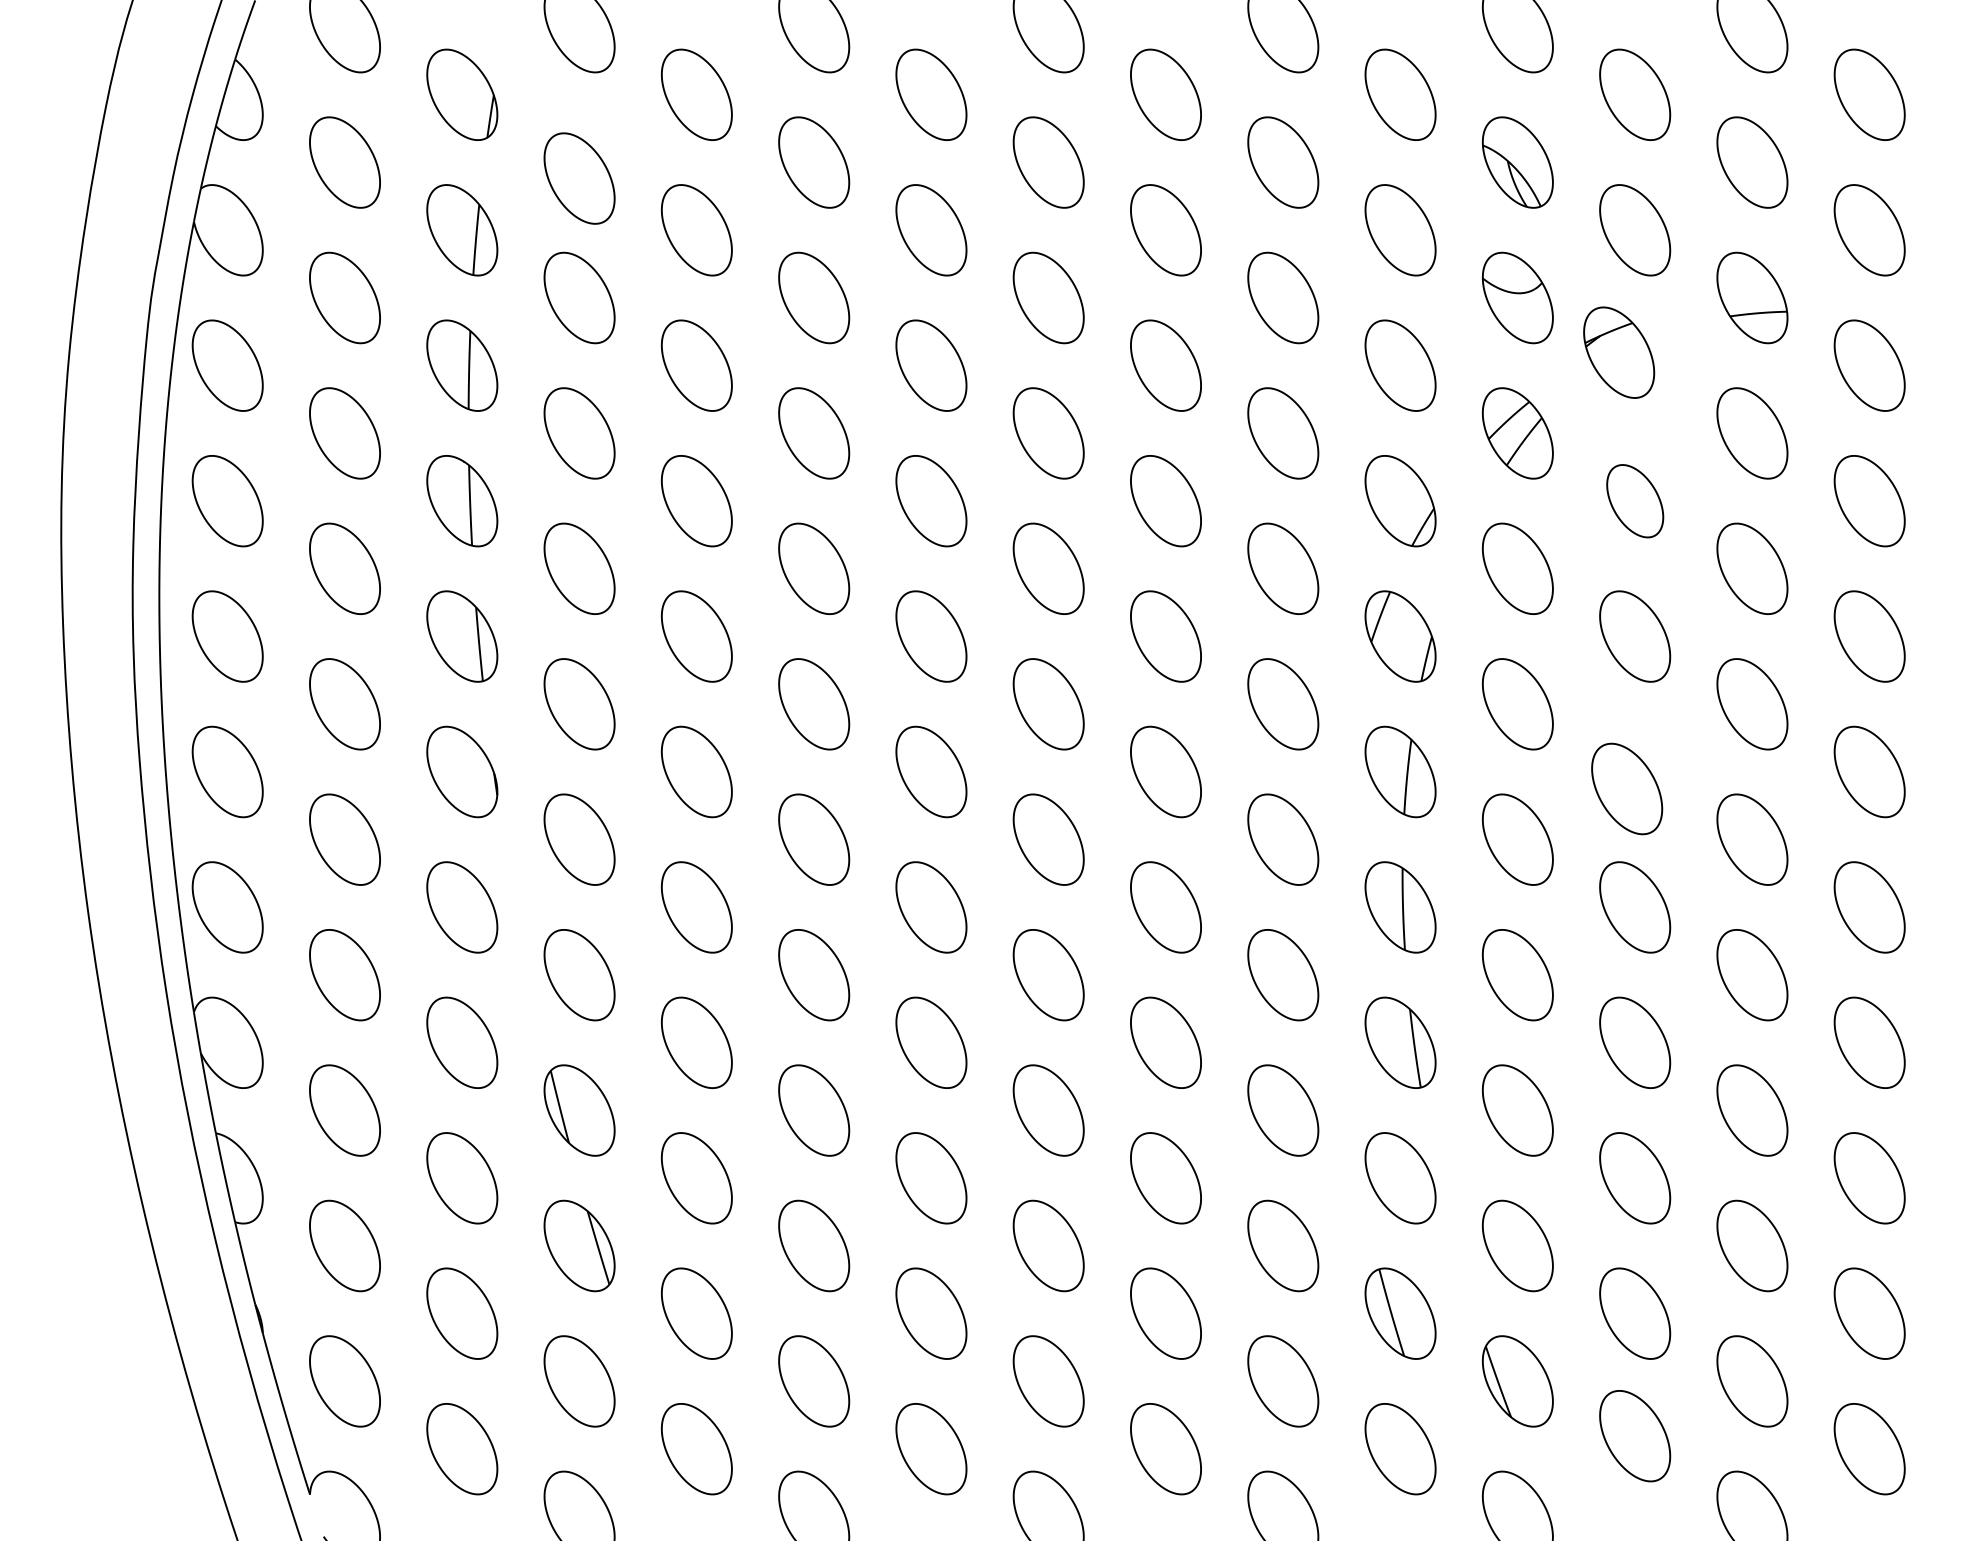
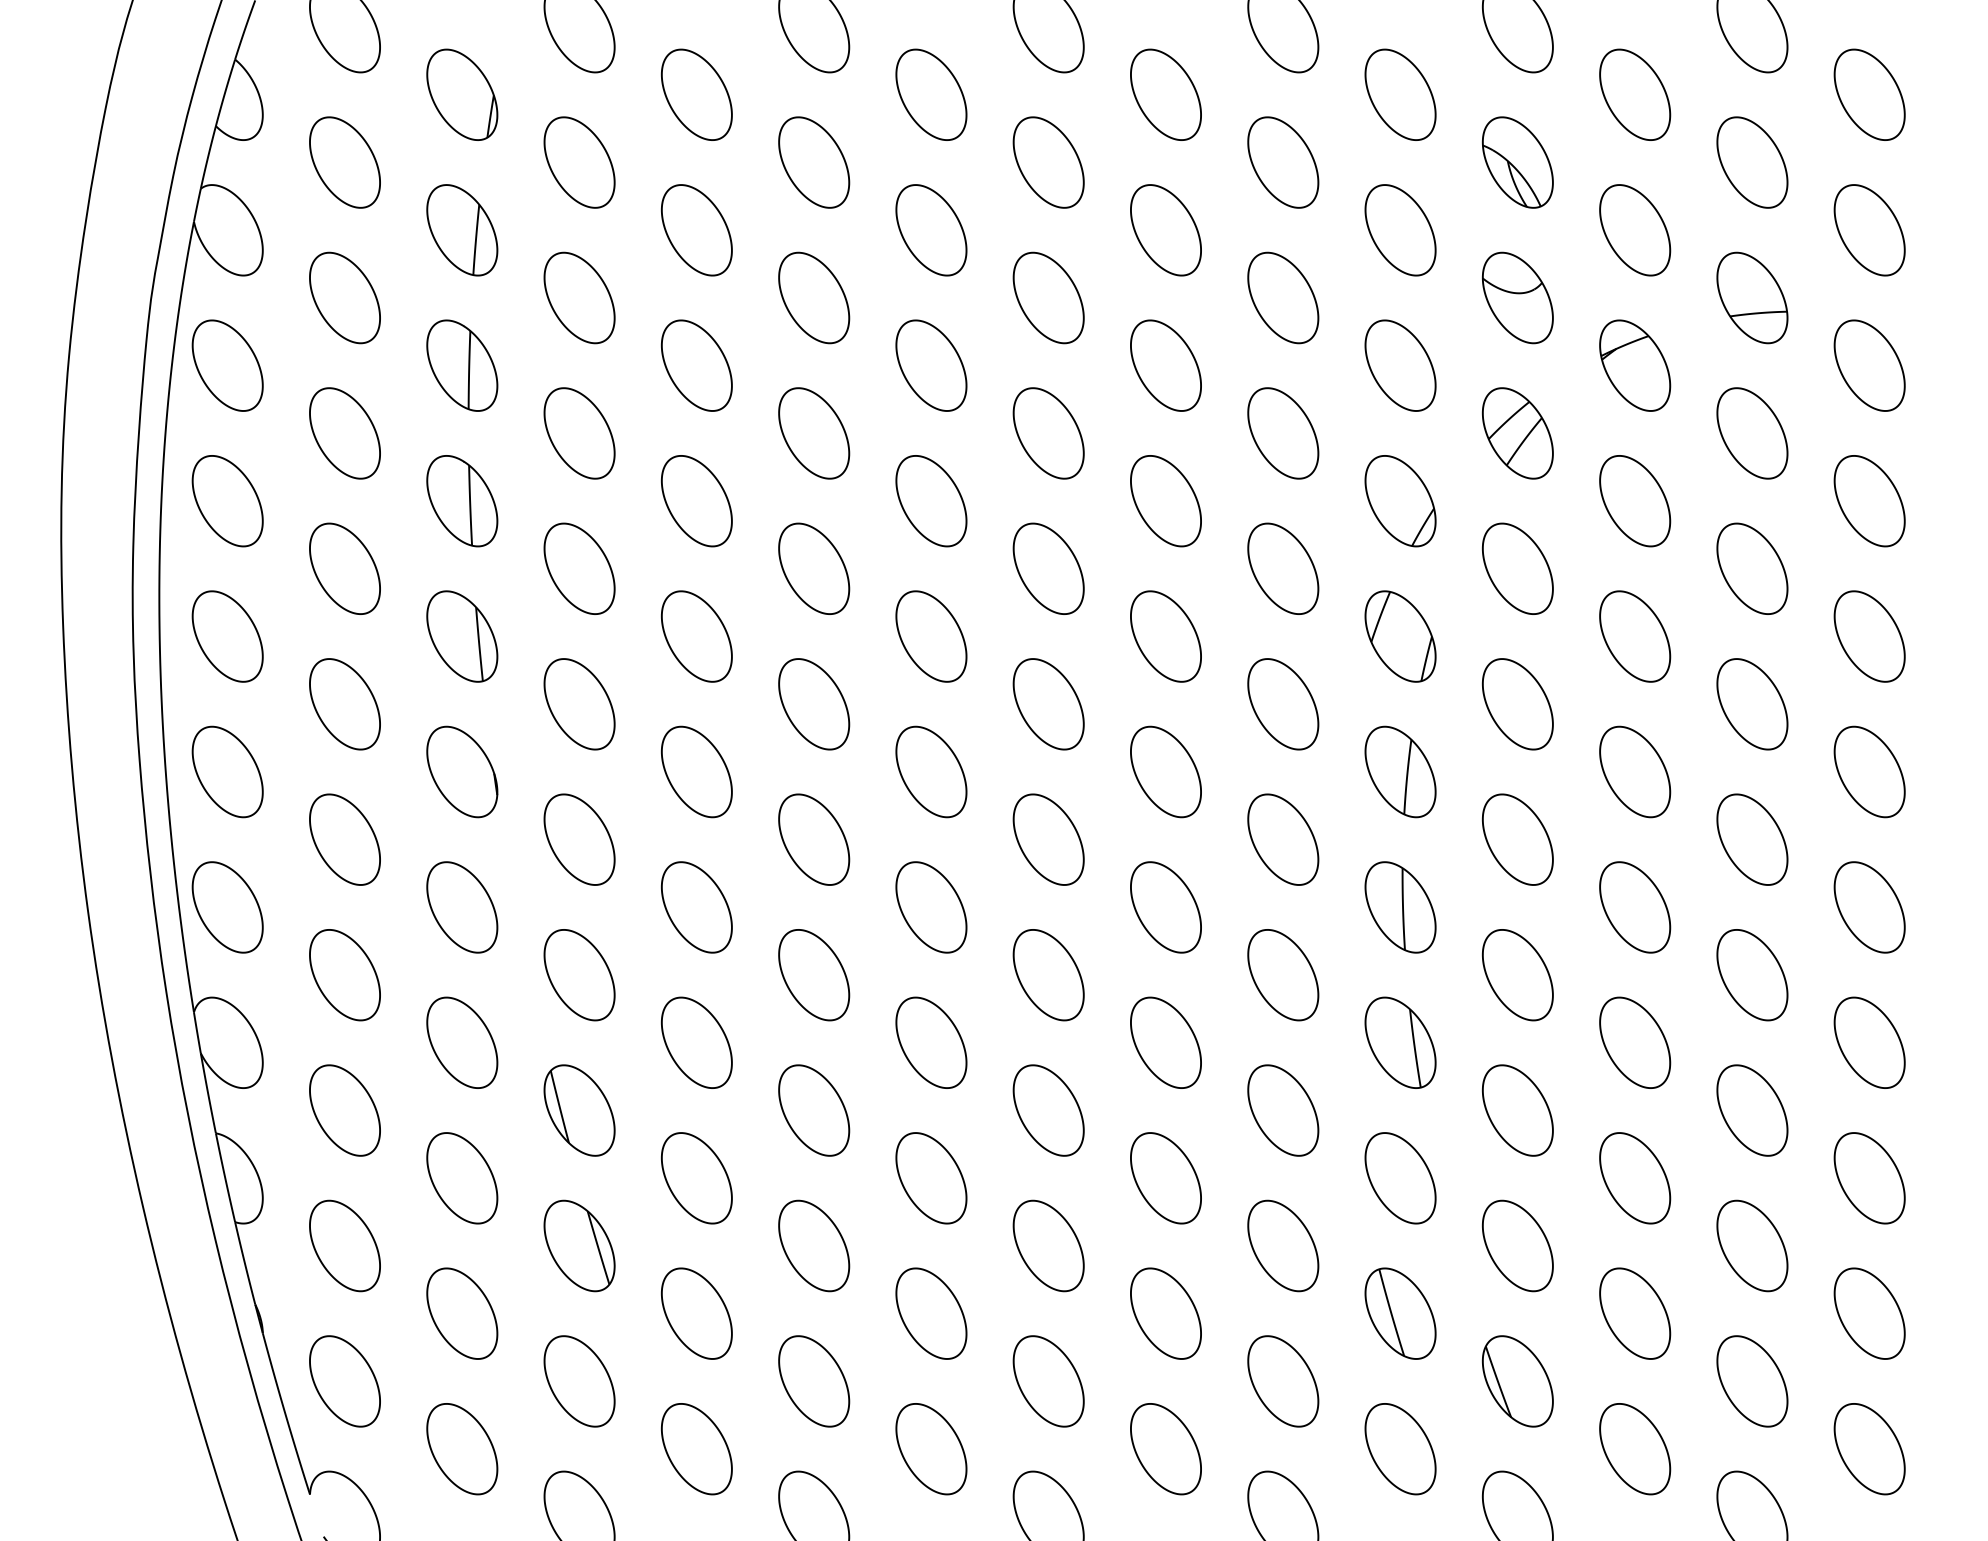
part position: (579, 178) -> (579, 162) (579, 162)
part position: (1619, 352) -> (1635, 365) (1635, 365)
part size: 59x75 px -> 73x93 px (1635, 501)
part position: (1627, 788) -> (1635, 771) (1635, 771)
part position: (1635, 1436) -> (1635, 1449) (1635, 1449)
